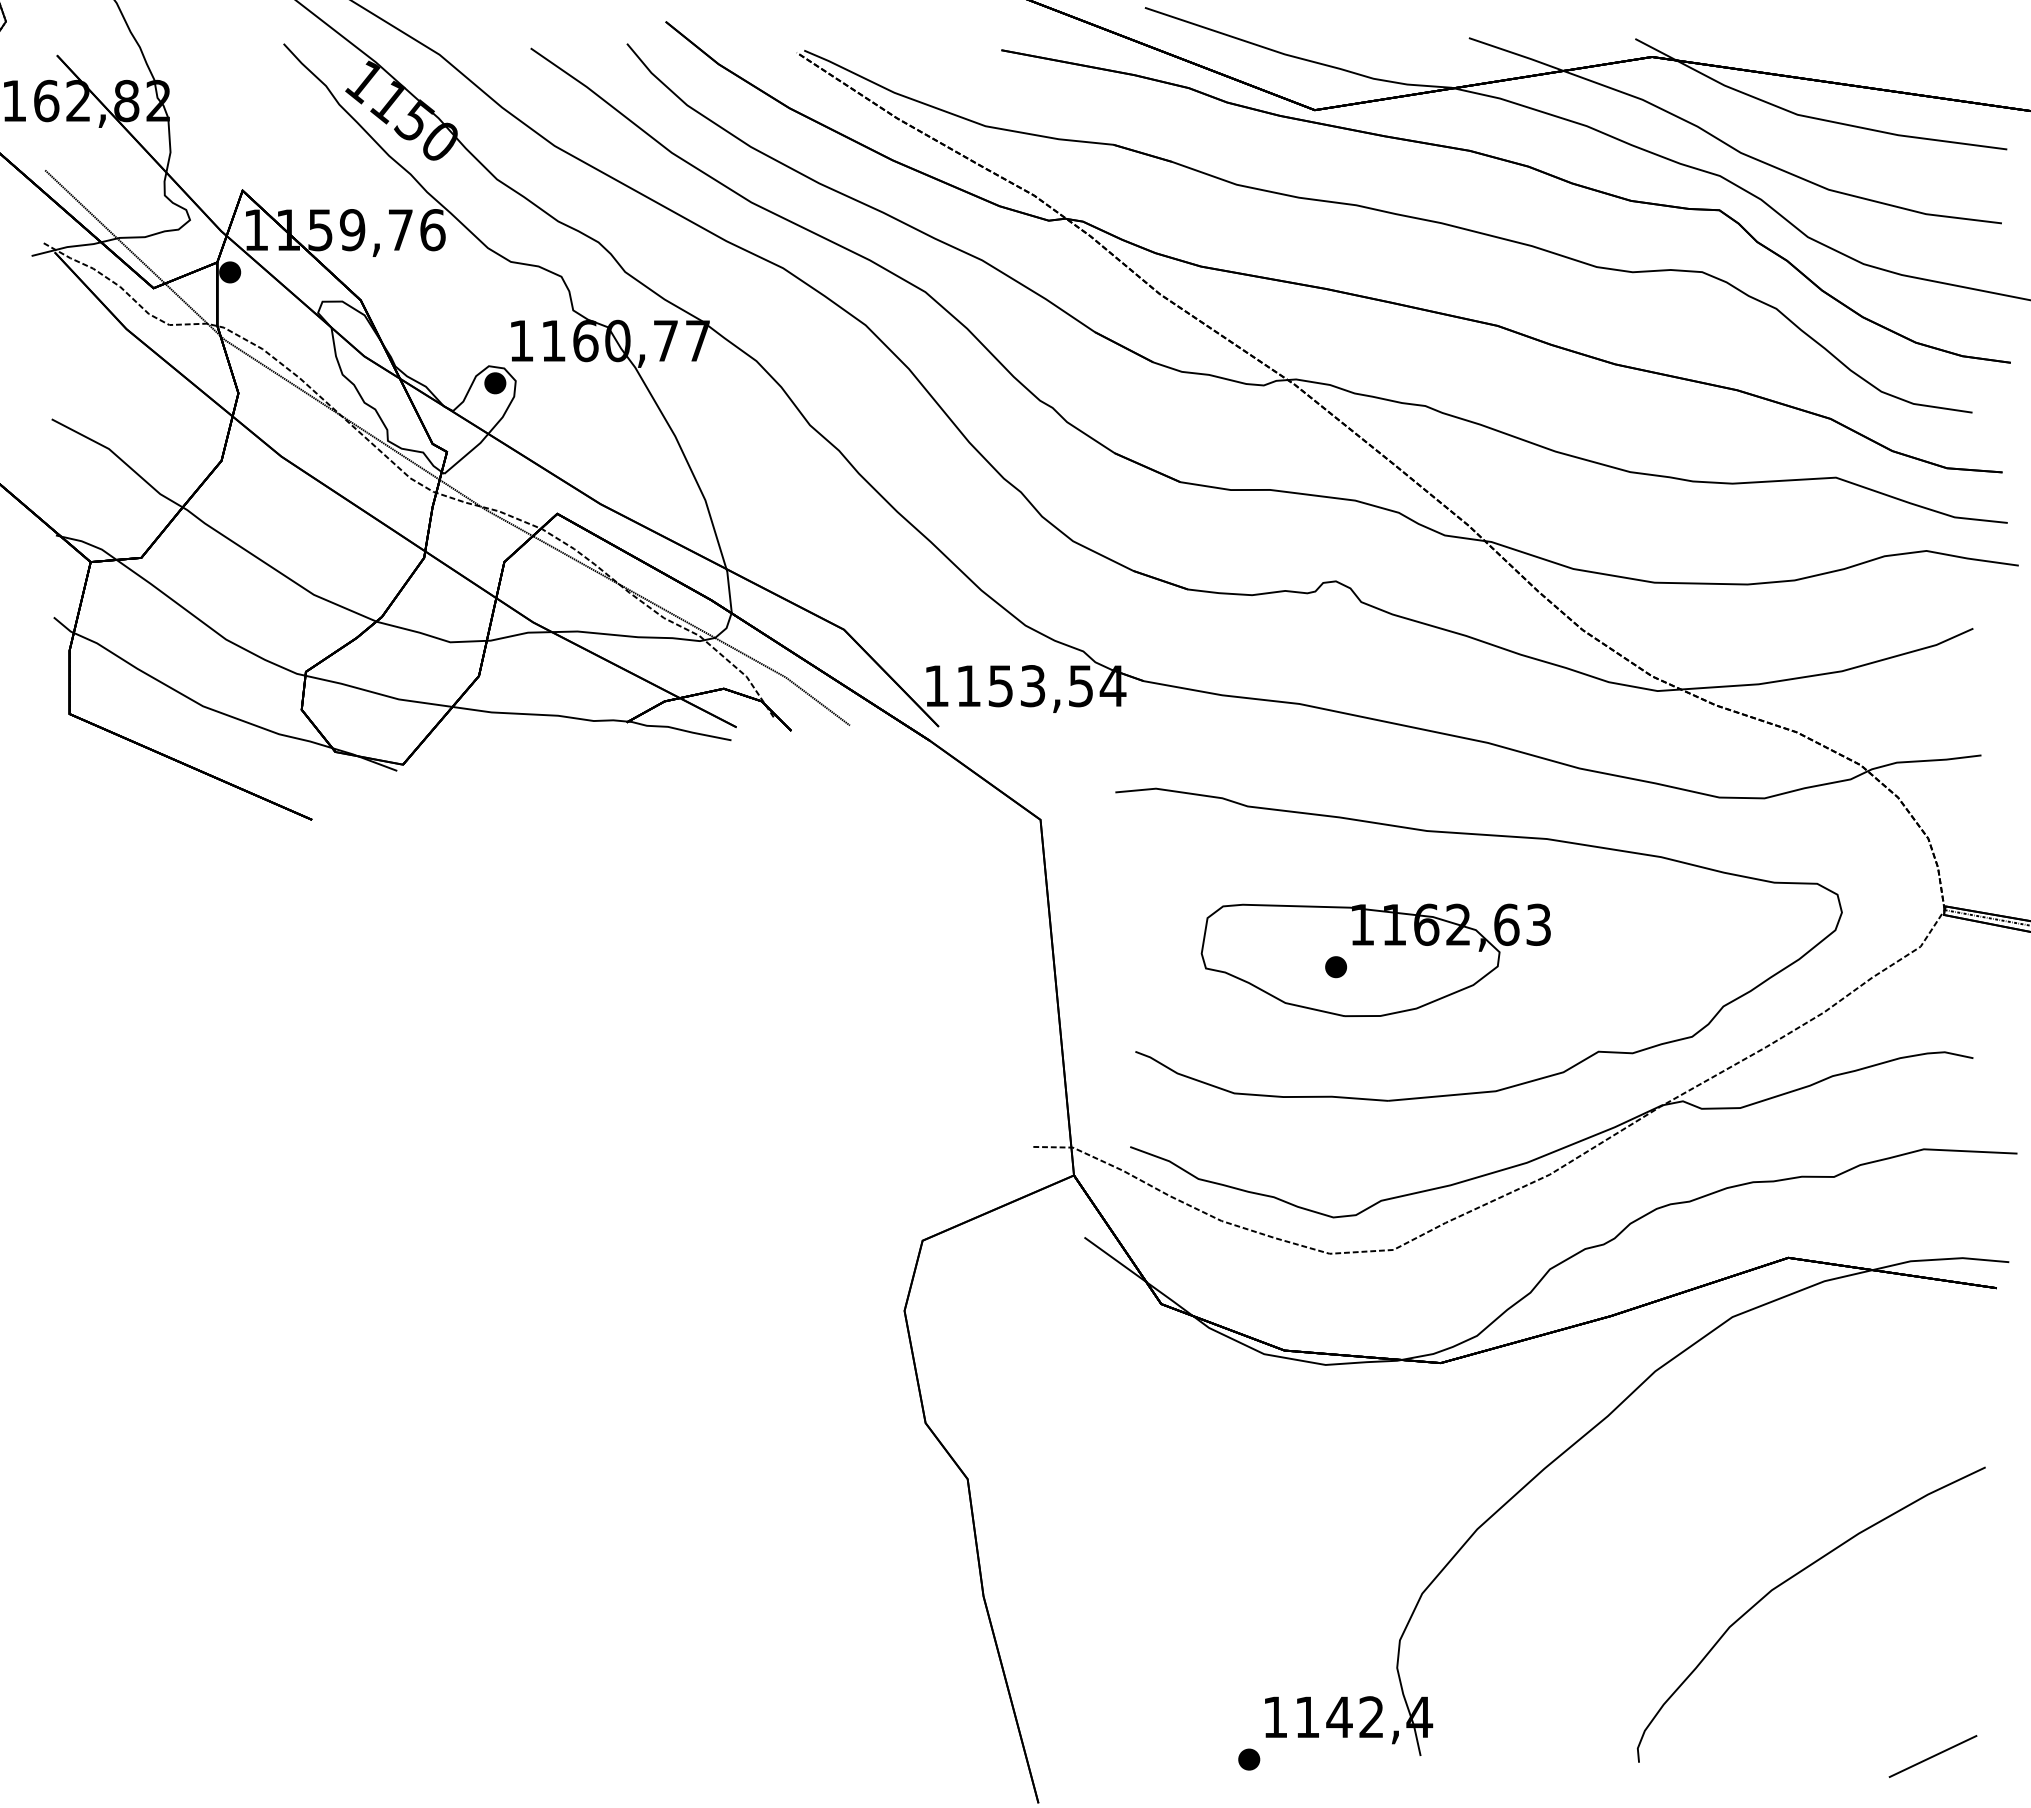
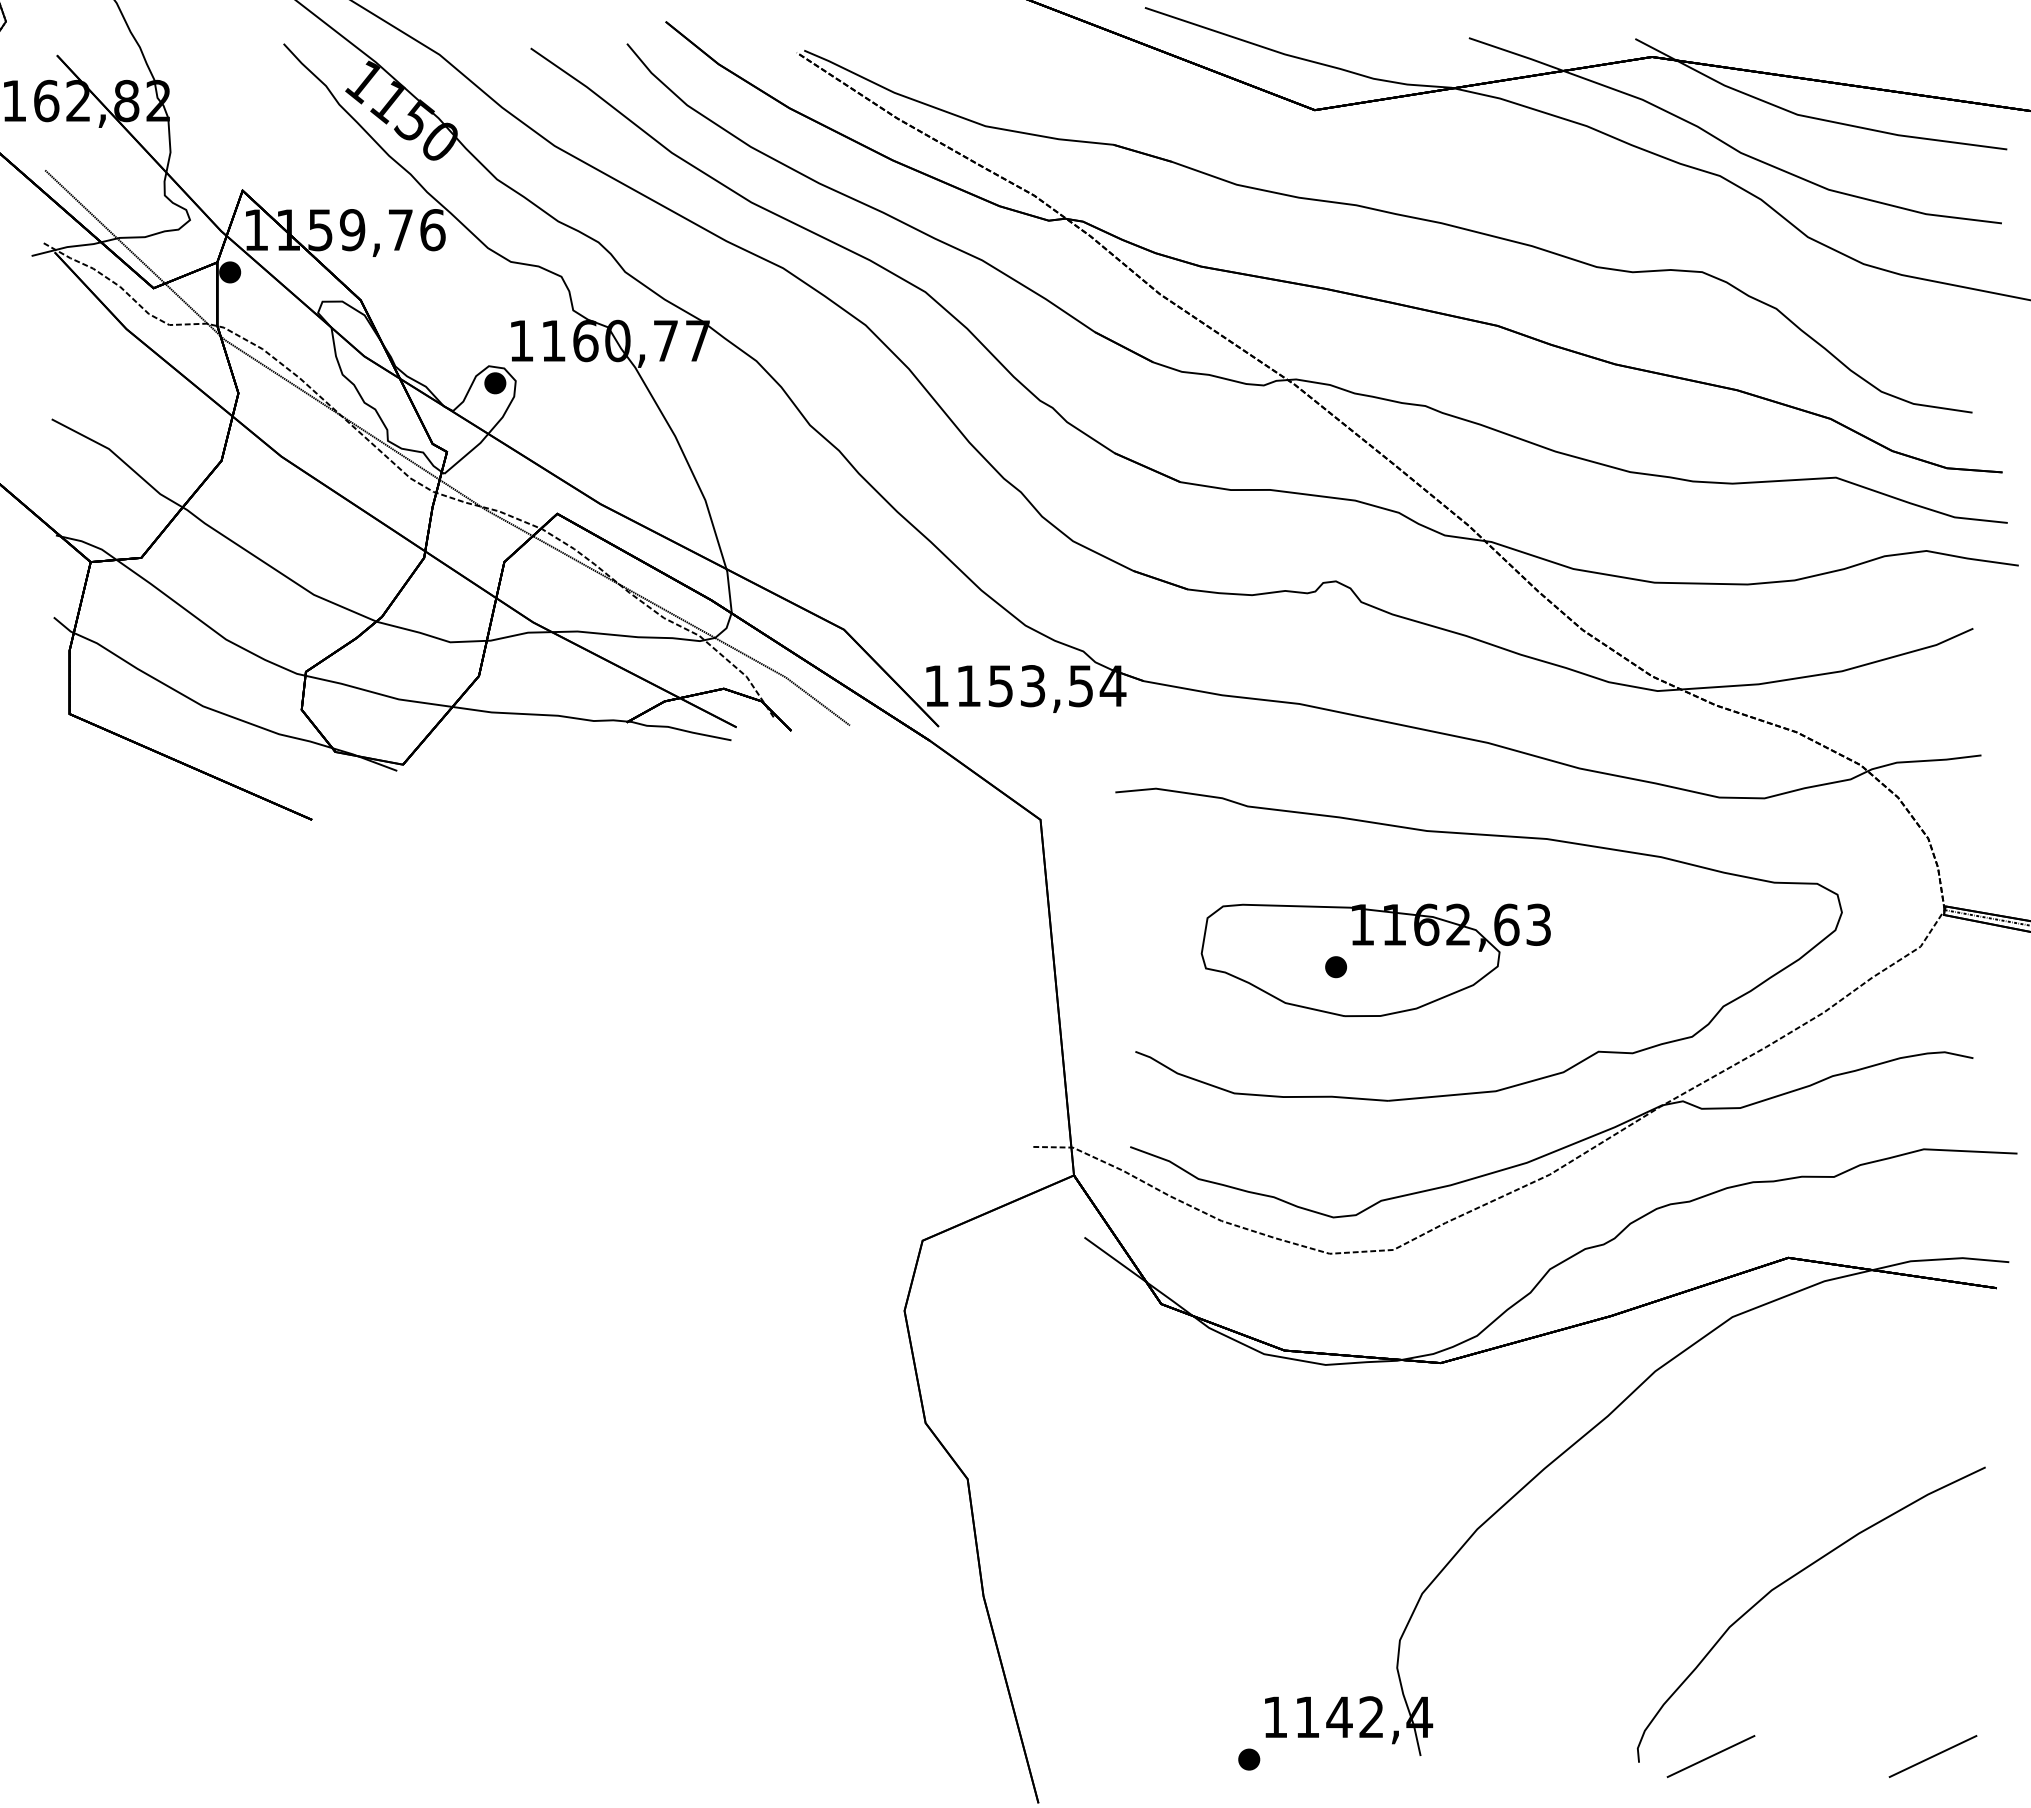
part: present -> none (1515, 164)
line: none -> present (1710, 1756)
